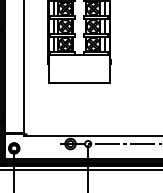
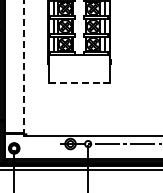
line: solid -> dashed (23, 68)
line: solid -> dashed (79, 82)
